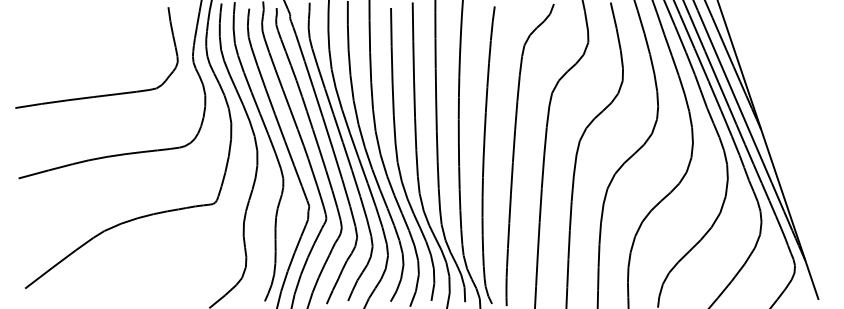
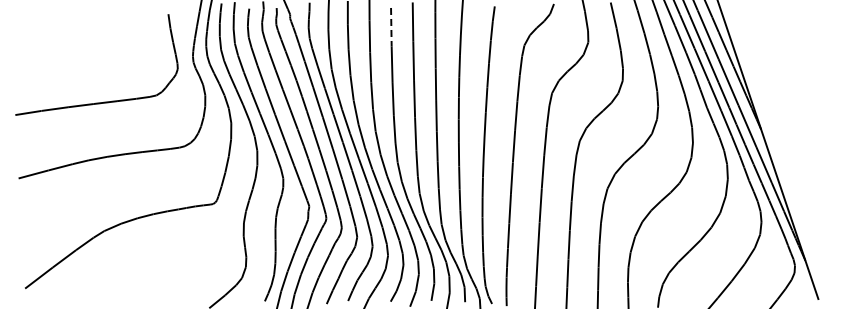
line: solid -> dashed (391, 27)
part position: (103, 94) -> (103, 101) (103, 101)
